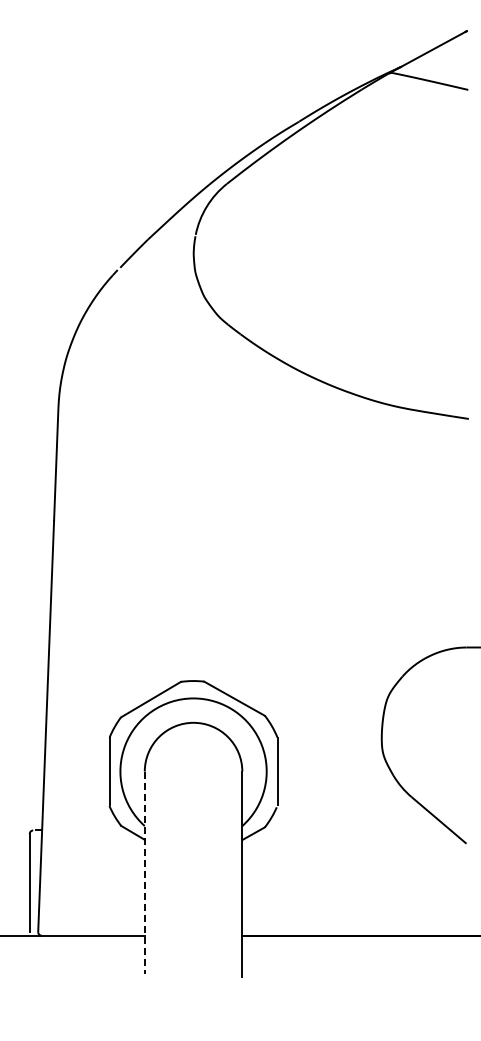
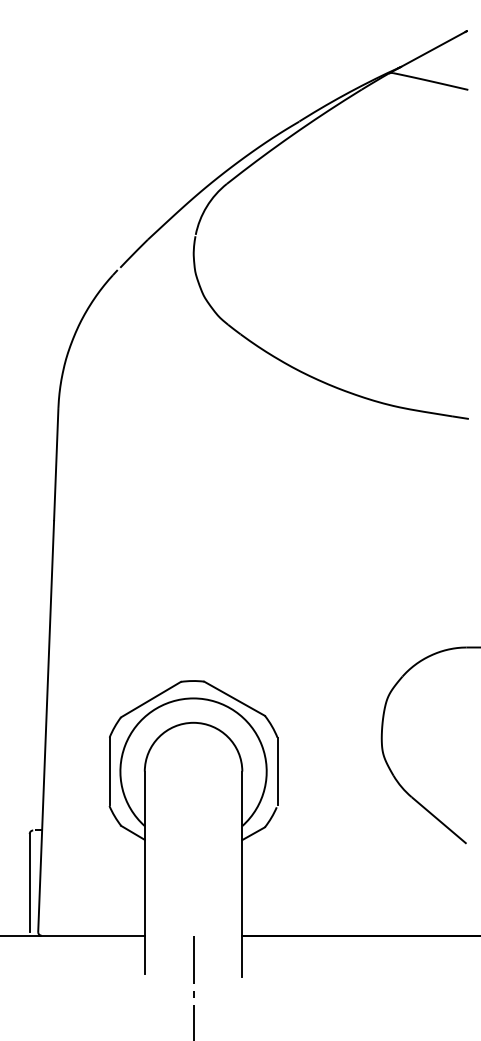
line: dashed -> solid (144, 873)
line: none -> present (193, 986)
